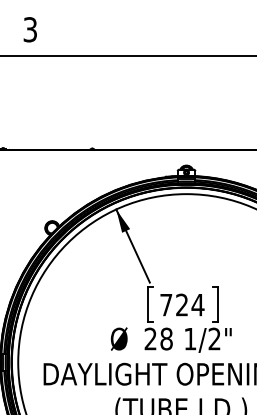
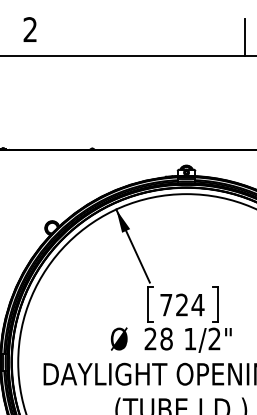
text: 3 -> 2 (29, 29)
line: none -> present (245, 36)
